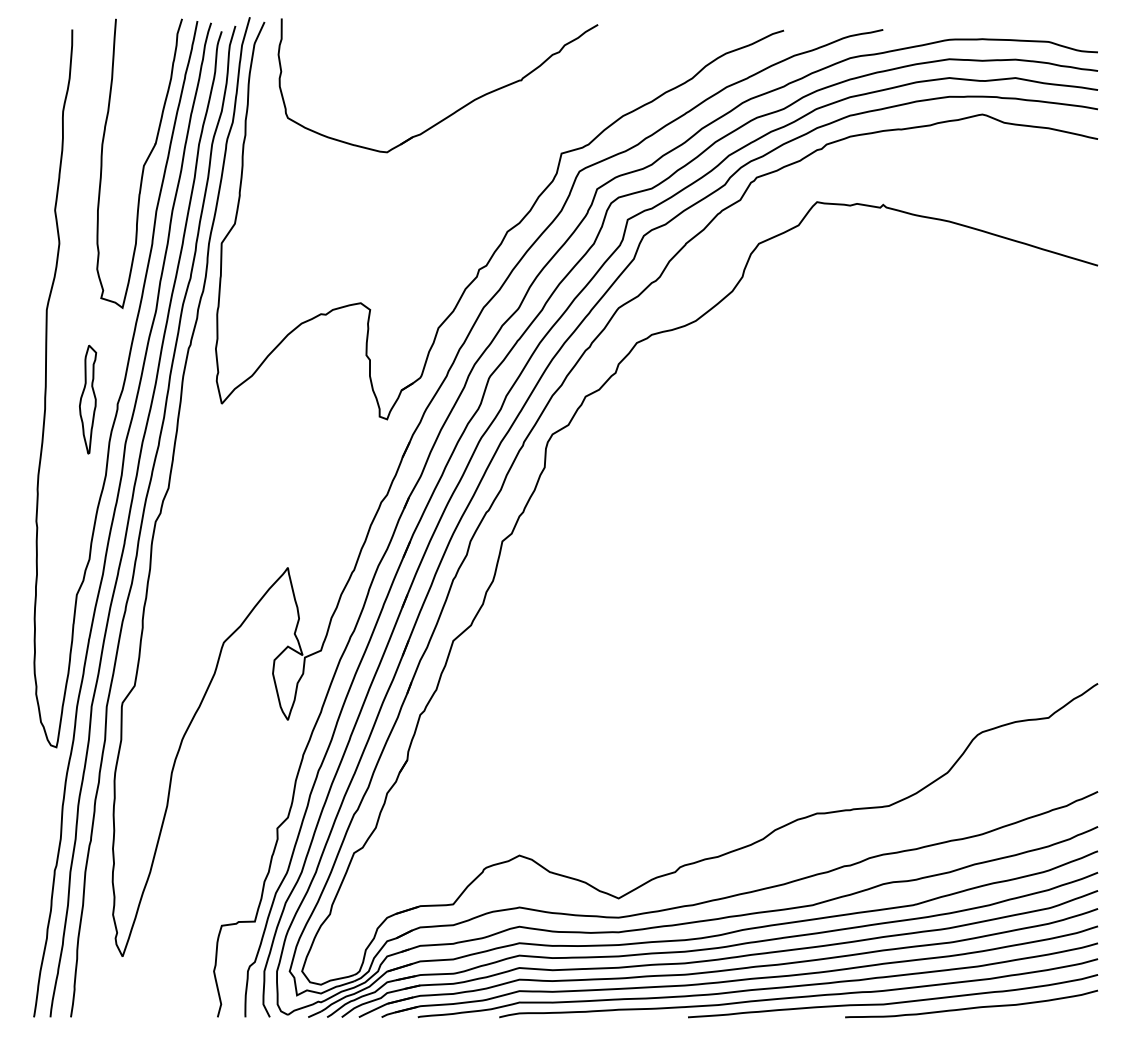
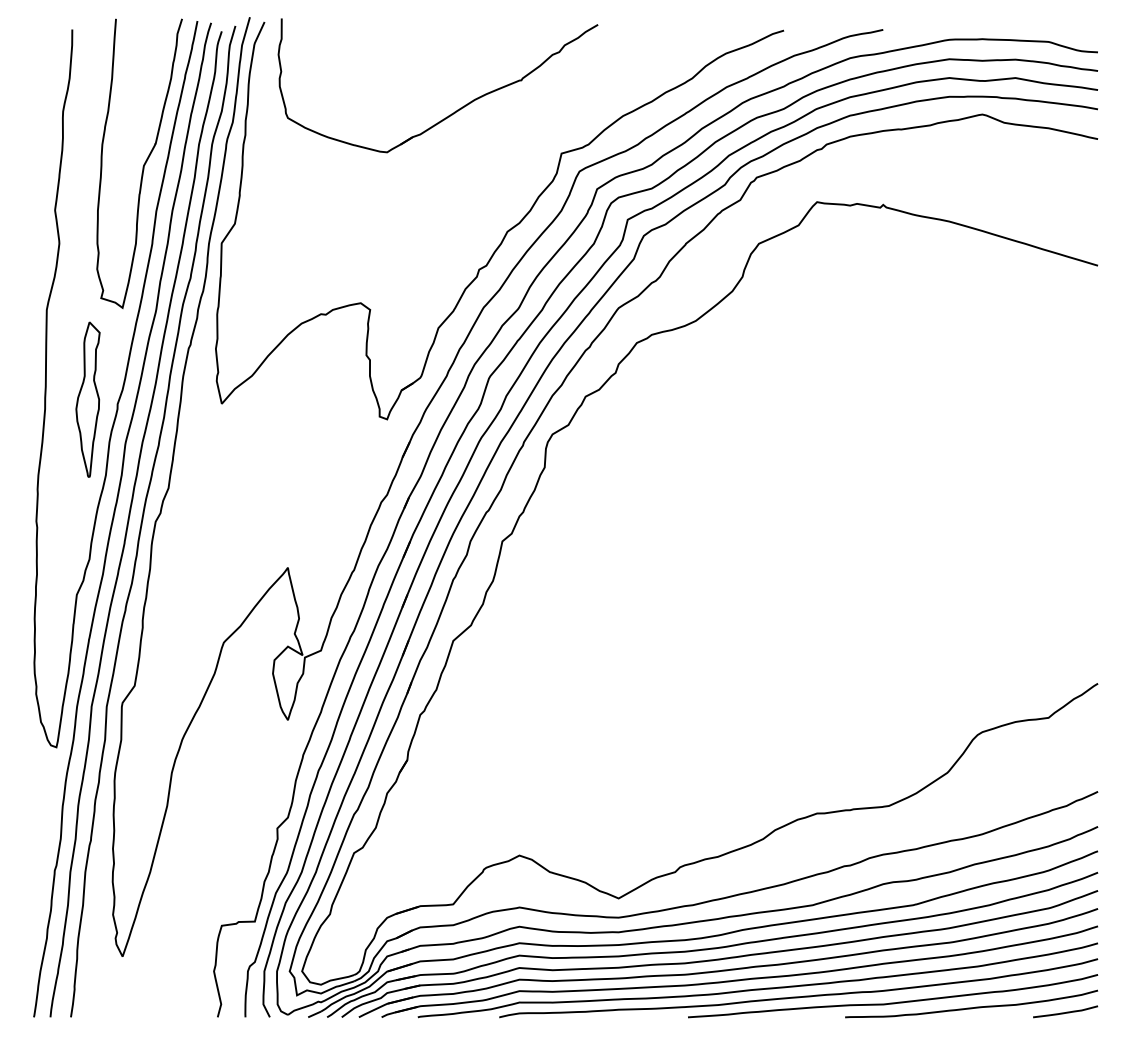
part size: 19x111 px -> 26x157 px (87, 399)
curve: none -> present (1066, 1011)
